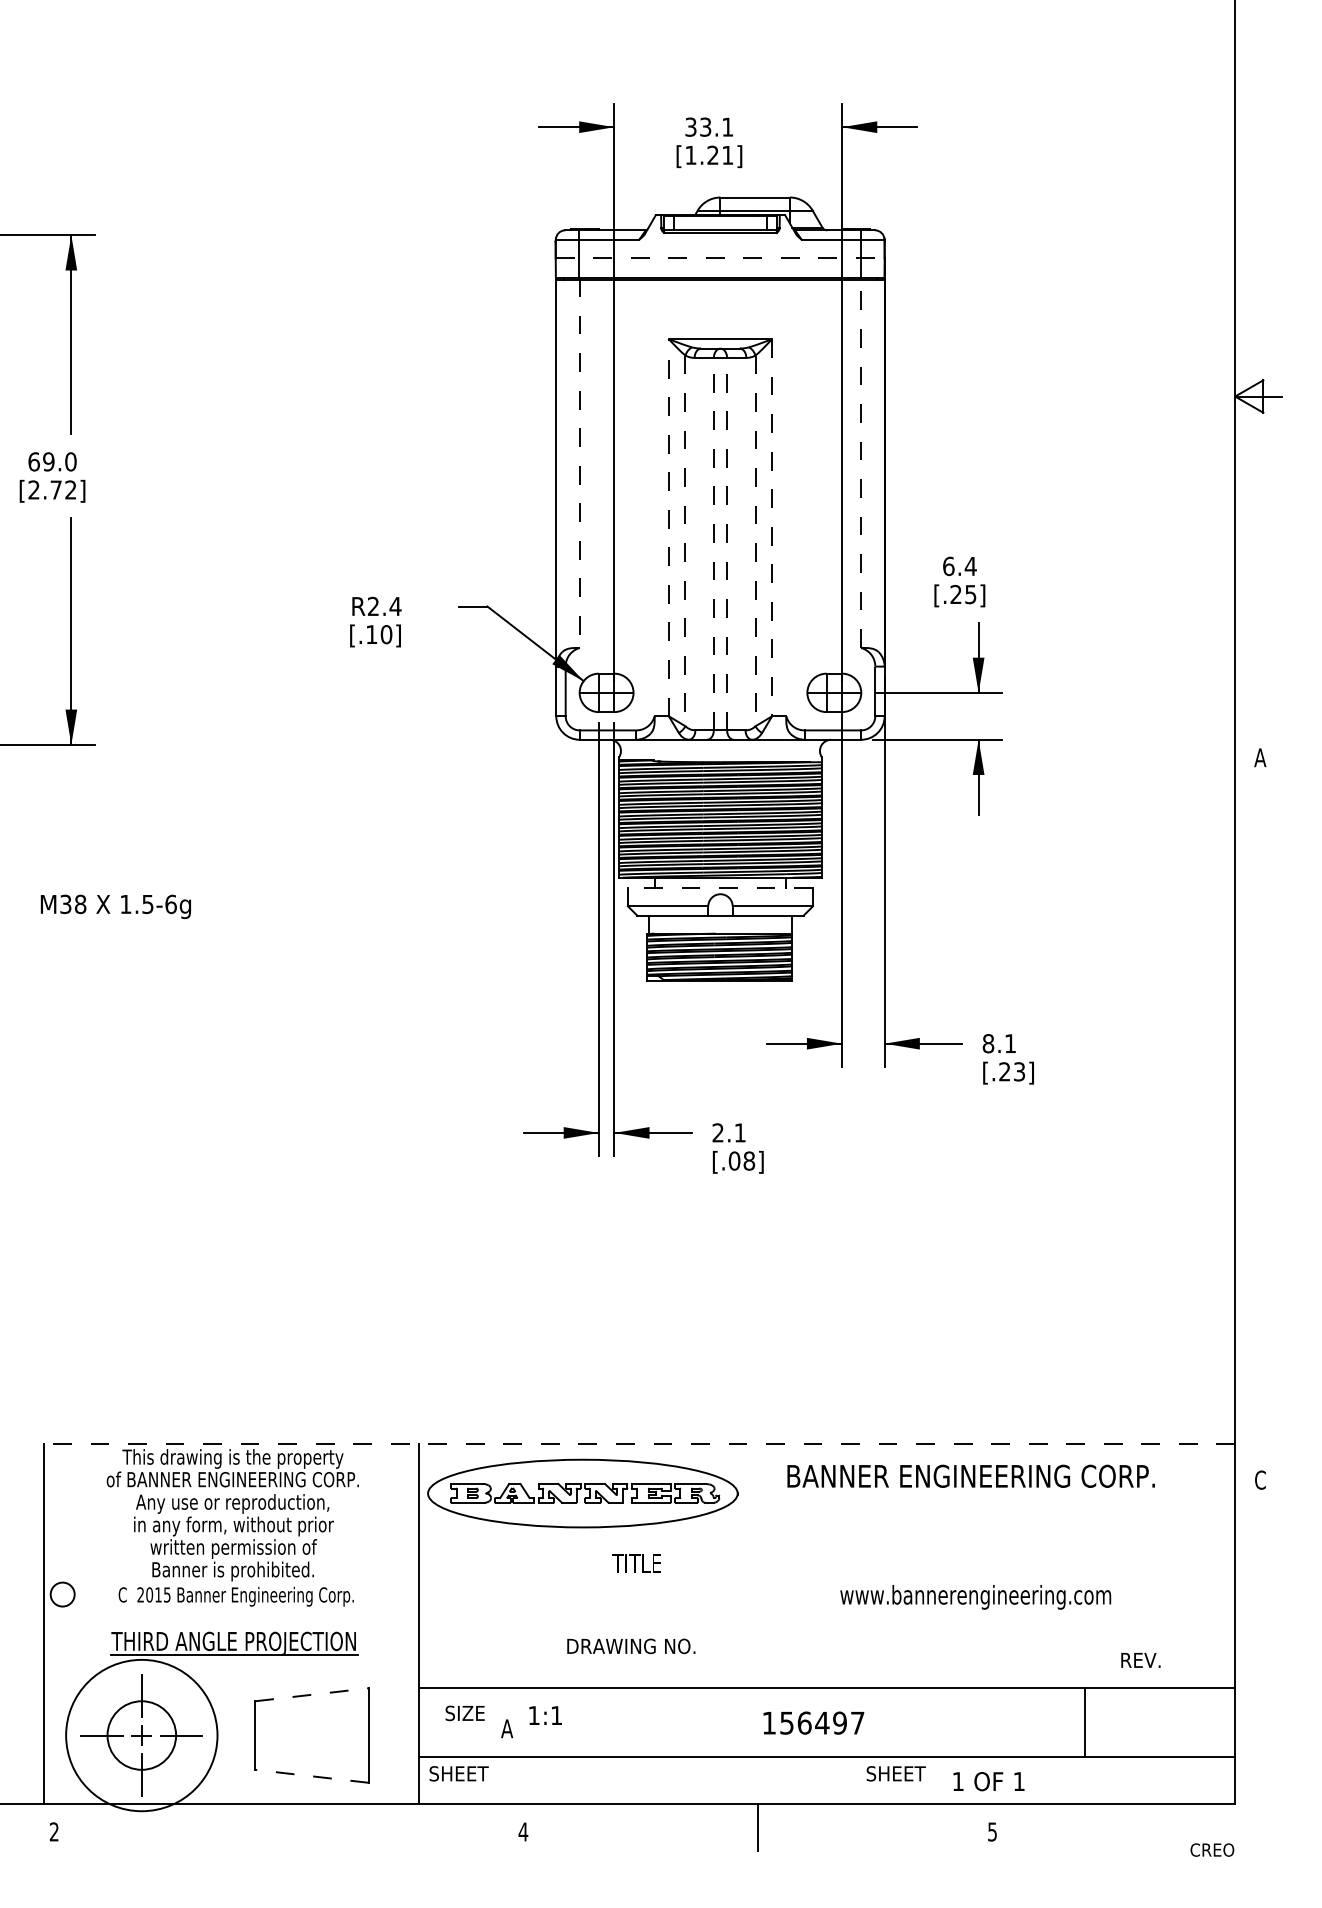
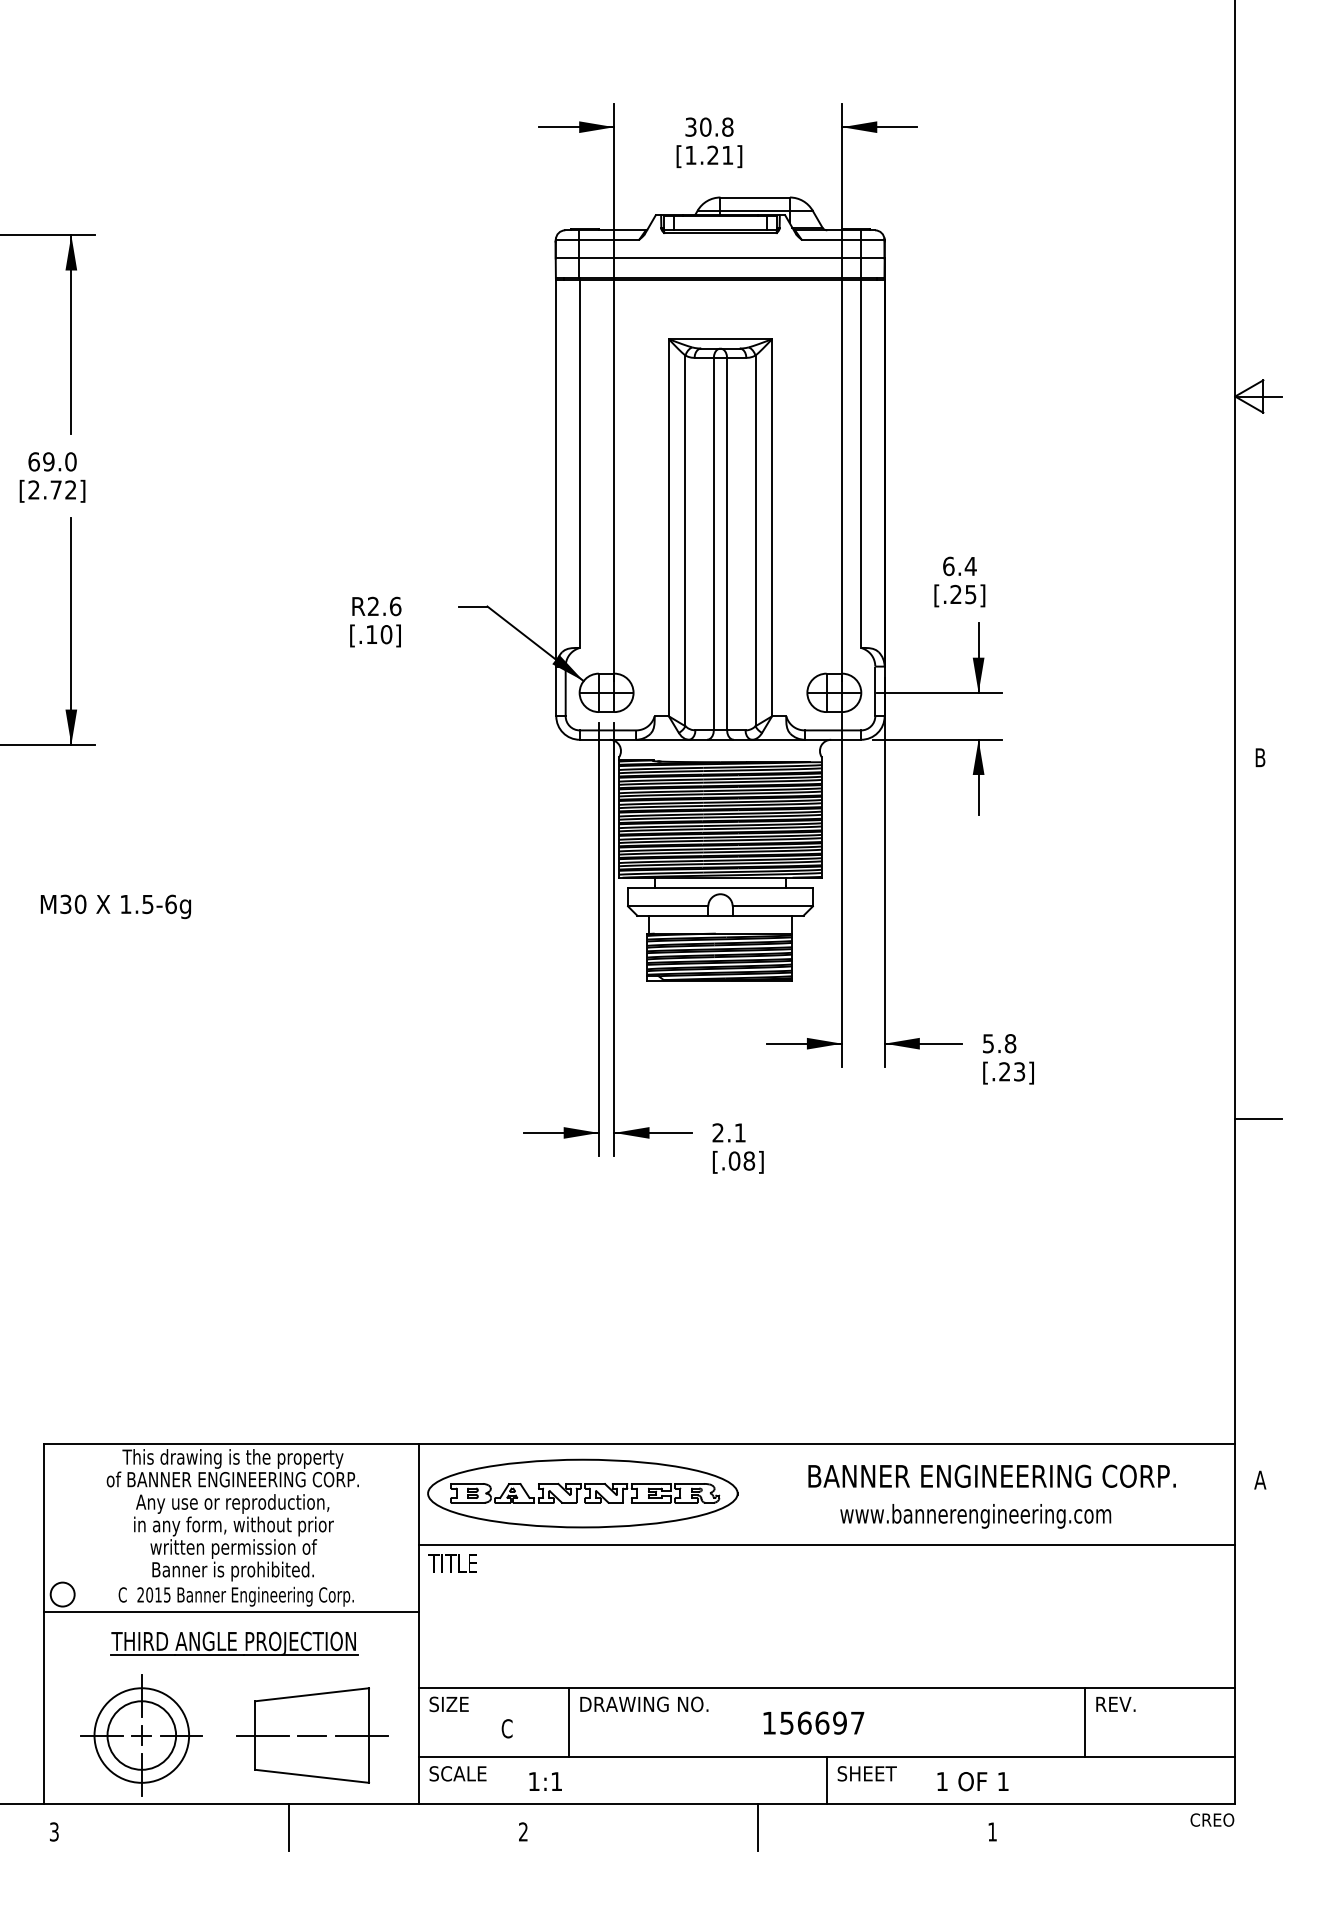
text: 33.1 -> 30.8 (716, 126)
line: dashed -> solid (720, 258)
line: dashed -> solid (579, 463)
line: dashed -> solid (861, 463)
line: dashed -> solid (668, 527)
line: dashed -> solid (772, 527)
line: dashed -> solid (685, 541)
line: dashed -> solid (755, 541)
line: dashed -> solid (713, 543)
line: dashed -> solid (727, 543)
text: R2.4 -> R2.6 (395, 606)
text: A -> B (1260, 757)
line: dashed -> solid (719, 887)
text: M38 -> M30 (80, 904)
text: 8.1 -> 5.8 (999, 1043)
line: none -> present (1258, 1118)
line: dashed -> solid (639, 1443)
text position: (970, 1475) -> (991, 1475) (991, 1475)
text: C -> A (1260, 1479)
line: none -> present (826, 1544)
text position: (636, 1563) -> (452, 1563) (452, 1563)
text position: (975, 1597) -> (975, 1516) (975, 1516)
line: none -> present (230, 1612)
text position: (631, 1646) -> (644, 1704) (644, 1704)
text position: (1140, 1660) -> (1115, 1704) (1115, 1704)
line: dashed -> solid (312, 1694)
text position: (464, 1713) -> (448, 1704) (448, 1704)
text position: (545, 1715) -> (545, 1781) (545, 1781)
line: none -> present (569, 1721)
text: 156497 -> 156697 (822, 1722)
text: A -> C (507, 1728)
circle diameter: 151 px -> 95 px (141, 1735)
line: none -> present (262, 1735)
line: none -> present (312, 1735)
line: none -> present (361, 1735)
text: SHEET -> SCALE (464, 1773)
text position: (895, 1773) -> (866, 1773) (866, 1773)
line: dashed -> solid (311, 1776)
line: none -> present (827, 1779)
text position: (988, 1781) -> (972, 1781) (972, 1781)
line: none -> present (288, 1826)
text: 2 -> 3 (54, 1831)
text: 4 -> 2 (523, 1831)
text: 5 -> 1 (992, 1831)
text position: (1212, 1849) -> (1212, 1819) (1212, 1819)
